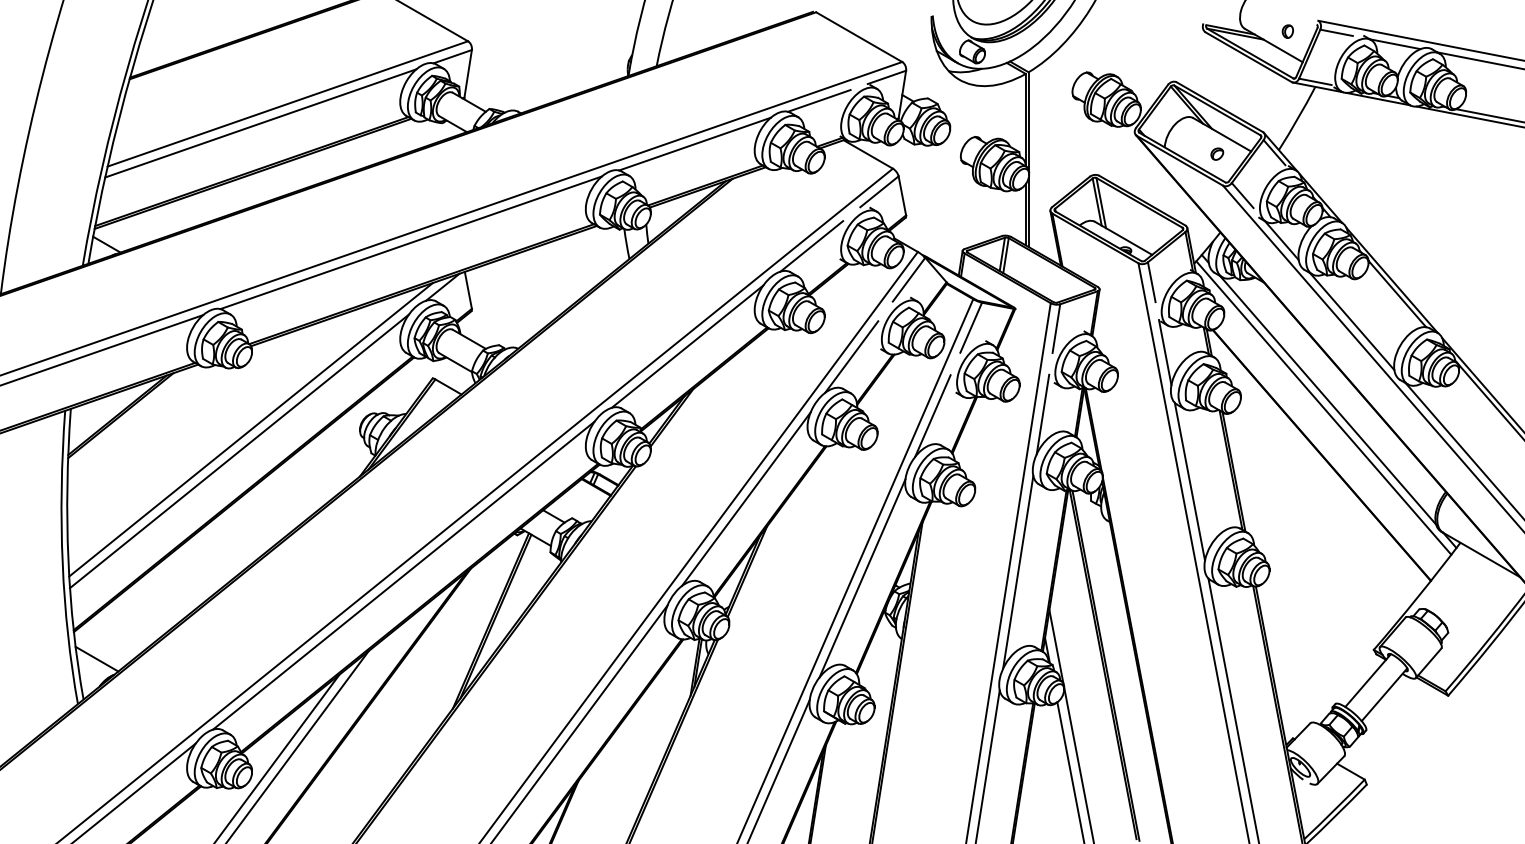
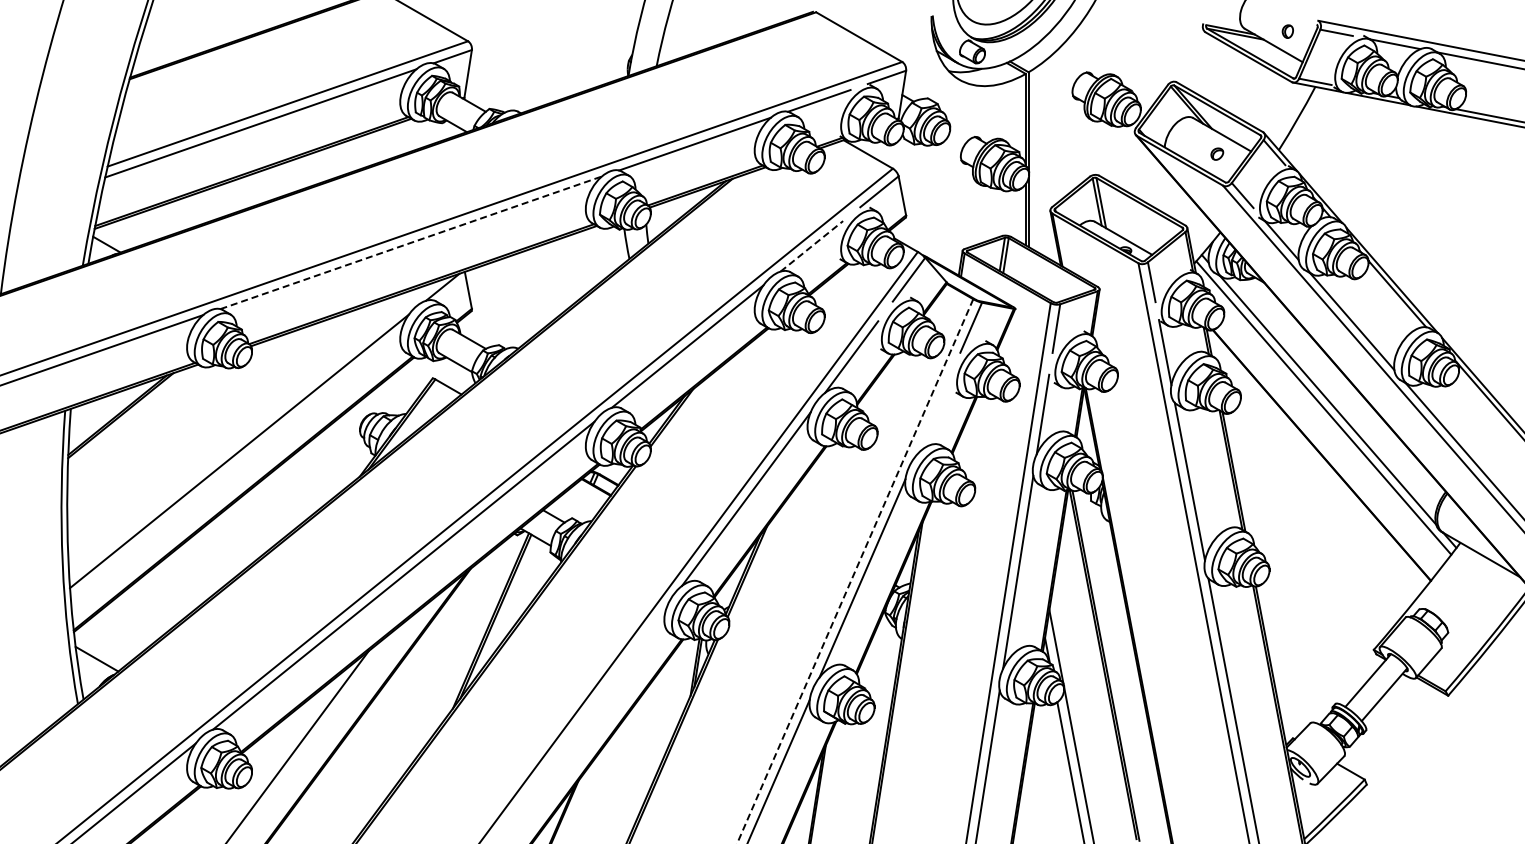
line: solid -> dashed (411, 242)
line: solid -> dashed (812, 246)
line: present -> none (932, 415)
line: present -> none (250, 429)
line: solid -> dashed (855, 571)
line: present -> none (580, 722)
line: present -> none (277, 757)
